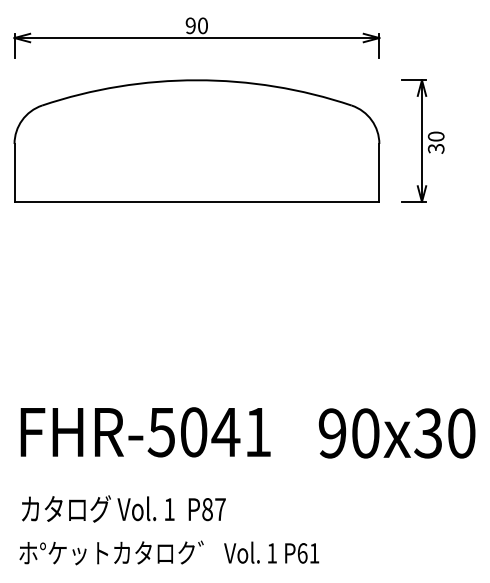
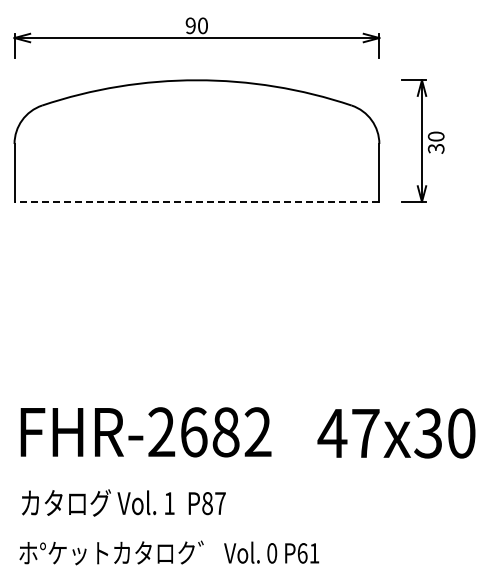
line: solid -> dashed (196, 201)
text: FHR-5041 -> FHR-2682 (209, 432)
text: 90x30 -> 47x30 (348, 433)
text position: (123, 508) -> (123, 502) (123, 502)
text: 1 -> 0 (272, 553)
